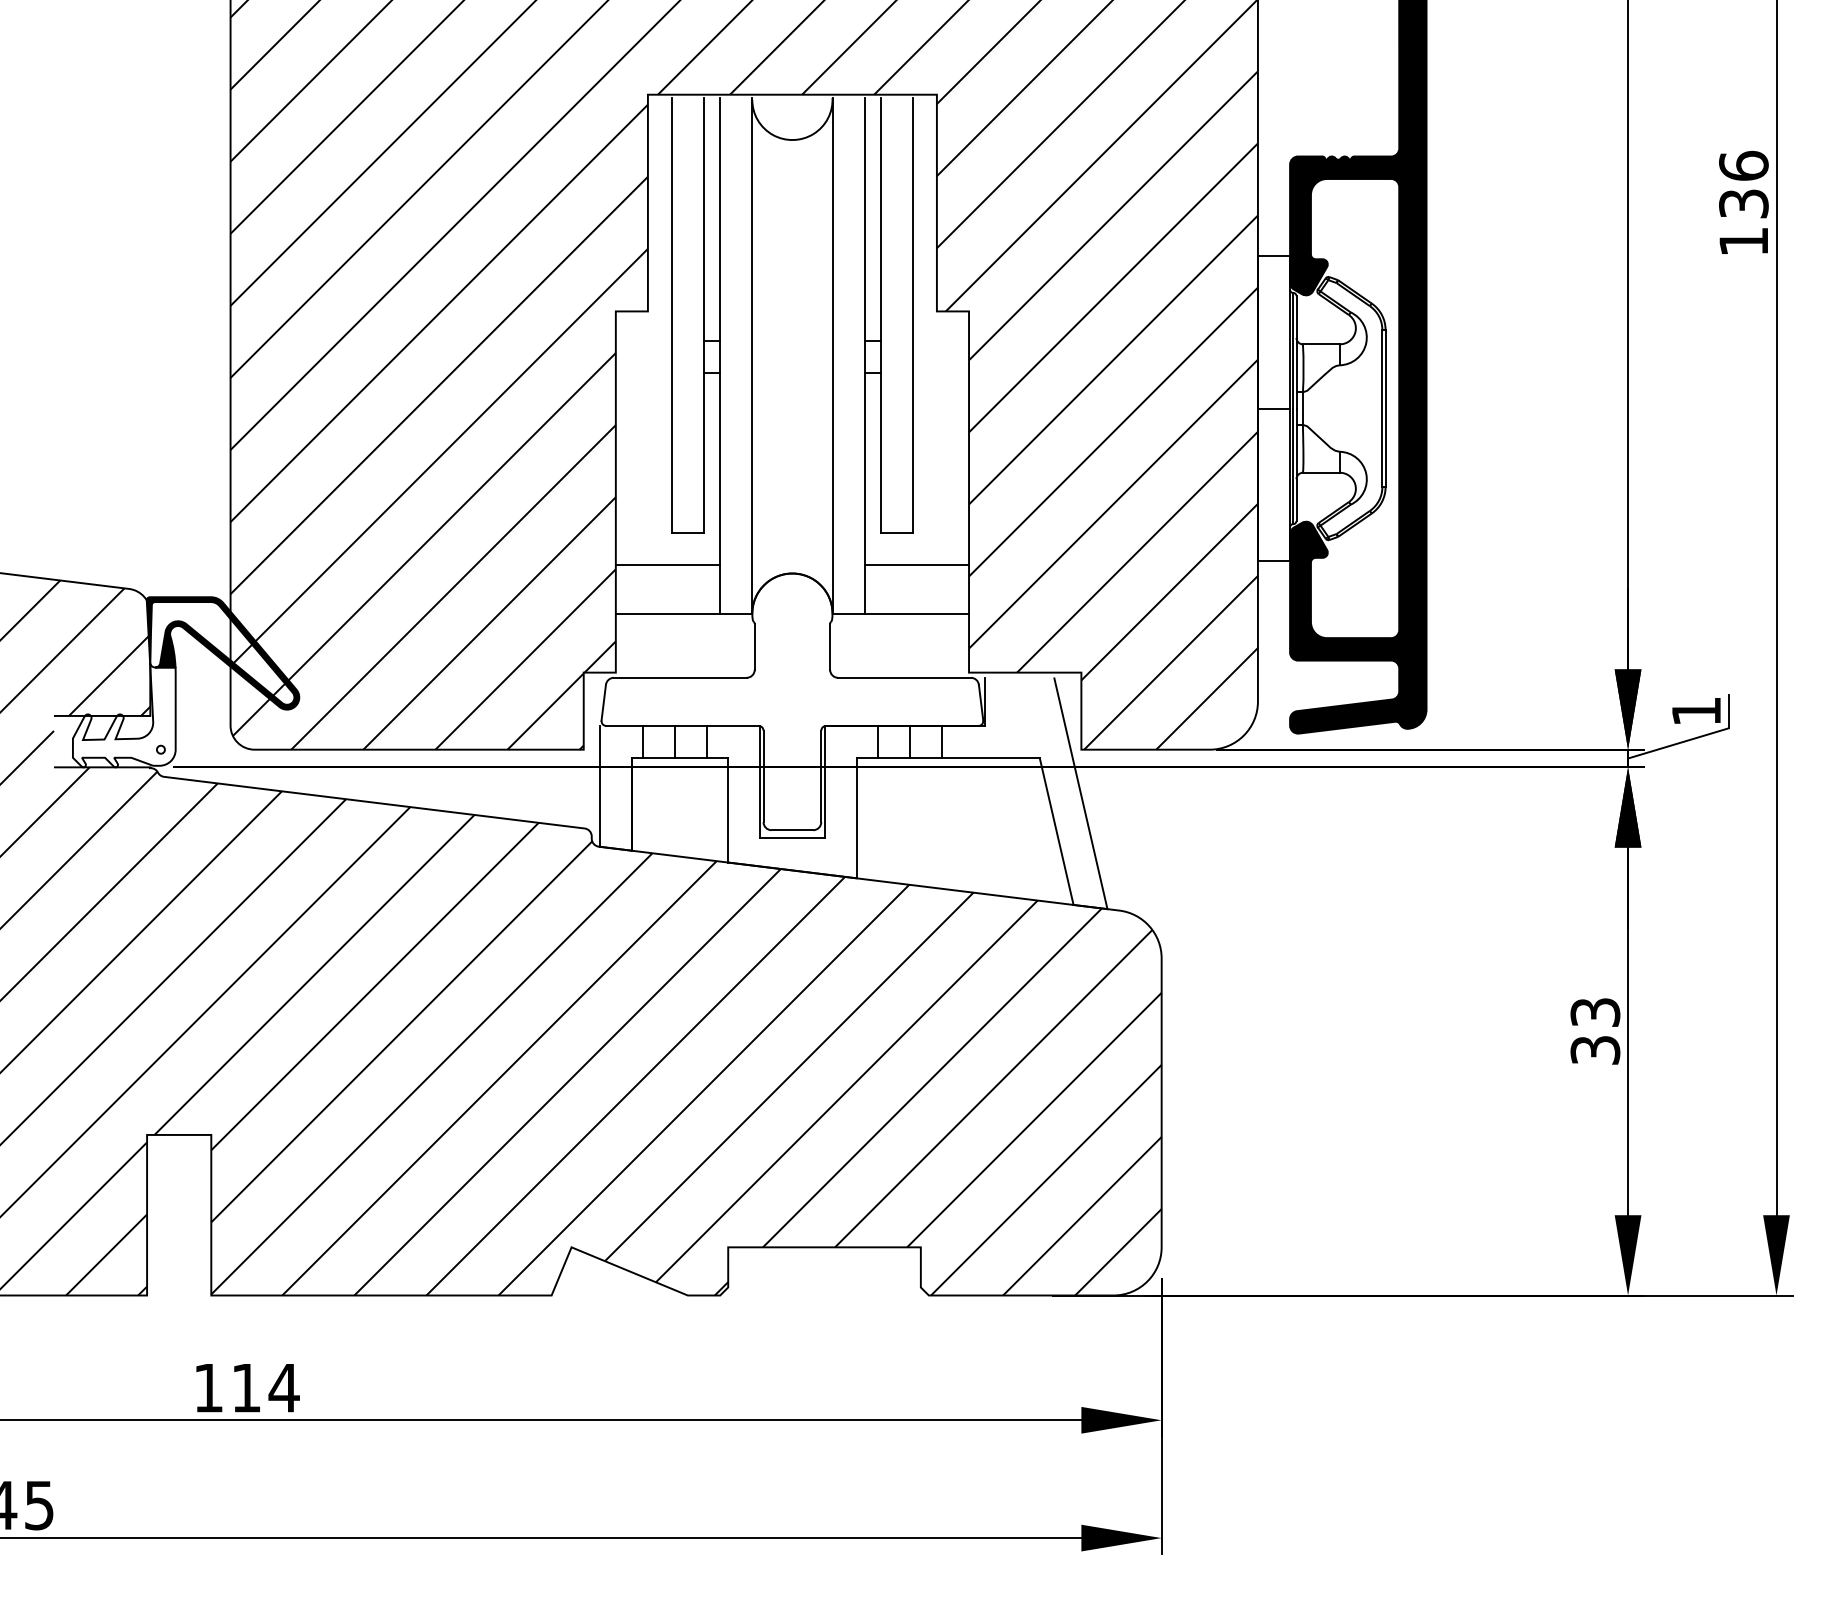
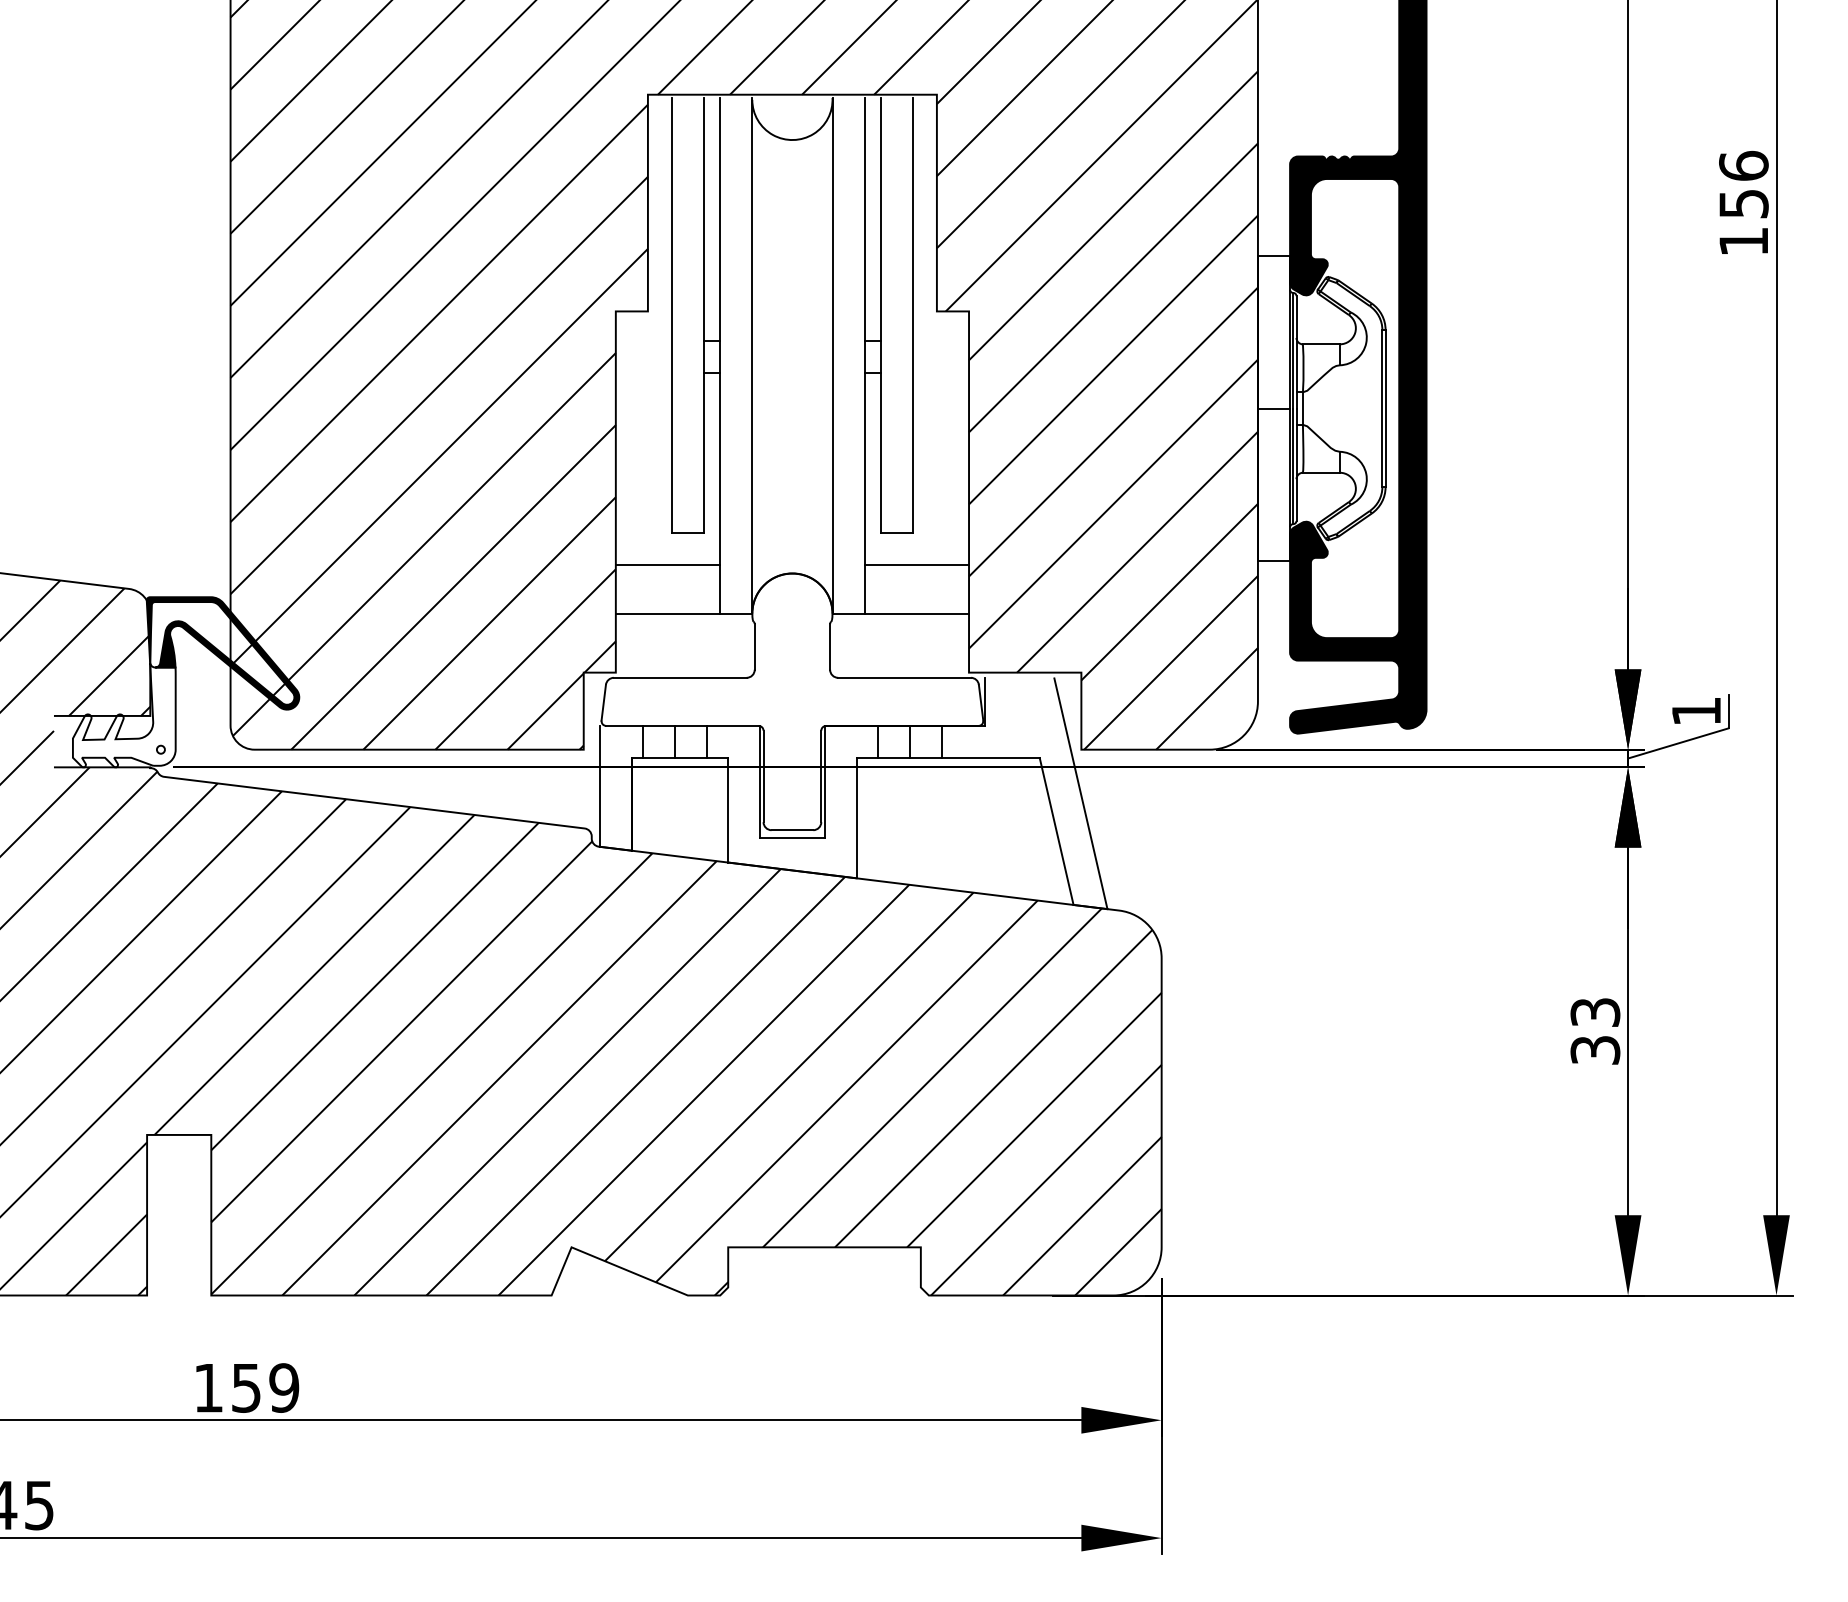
text: 136 -> 156 (1743, 203)
text: 114 -> 159 (265, 1387)
